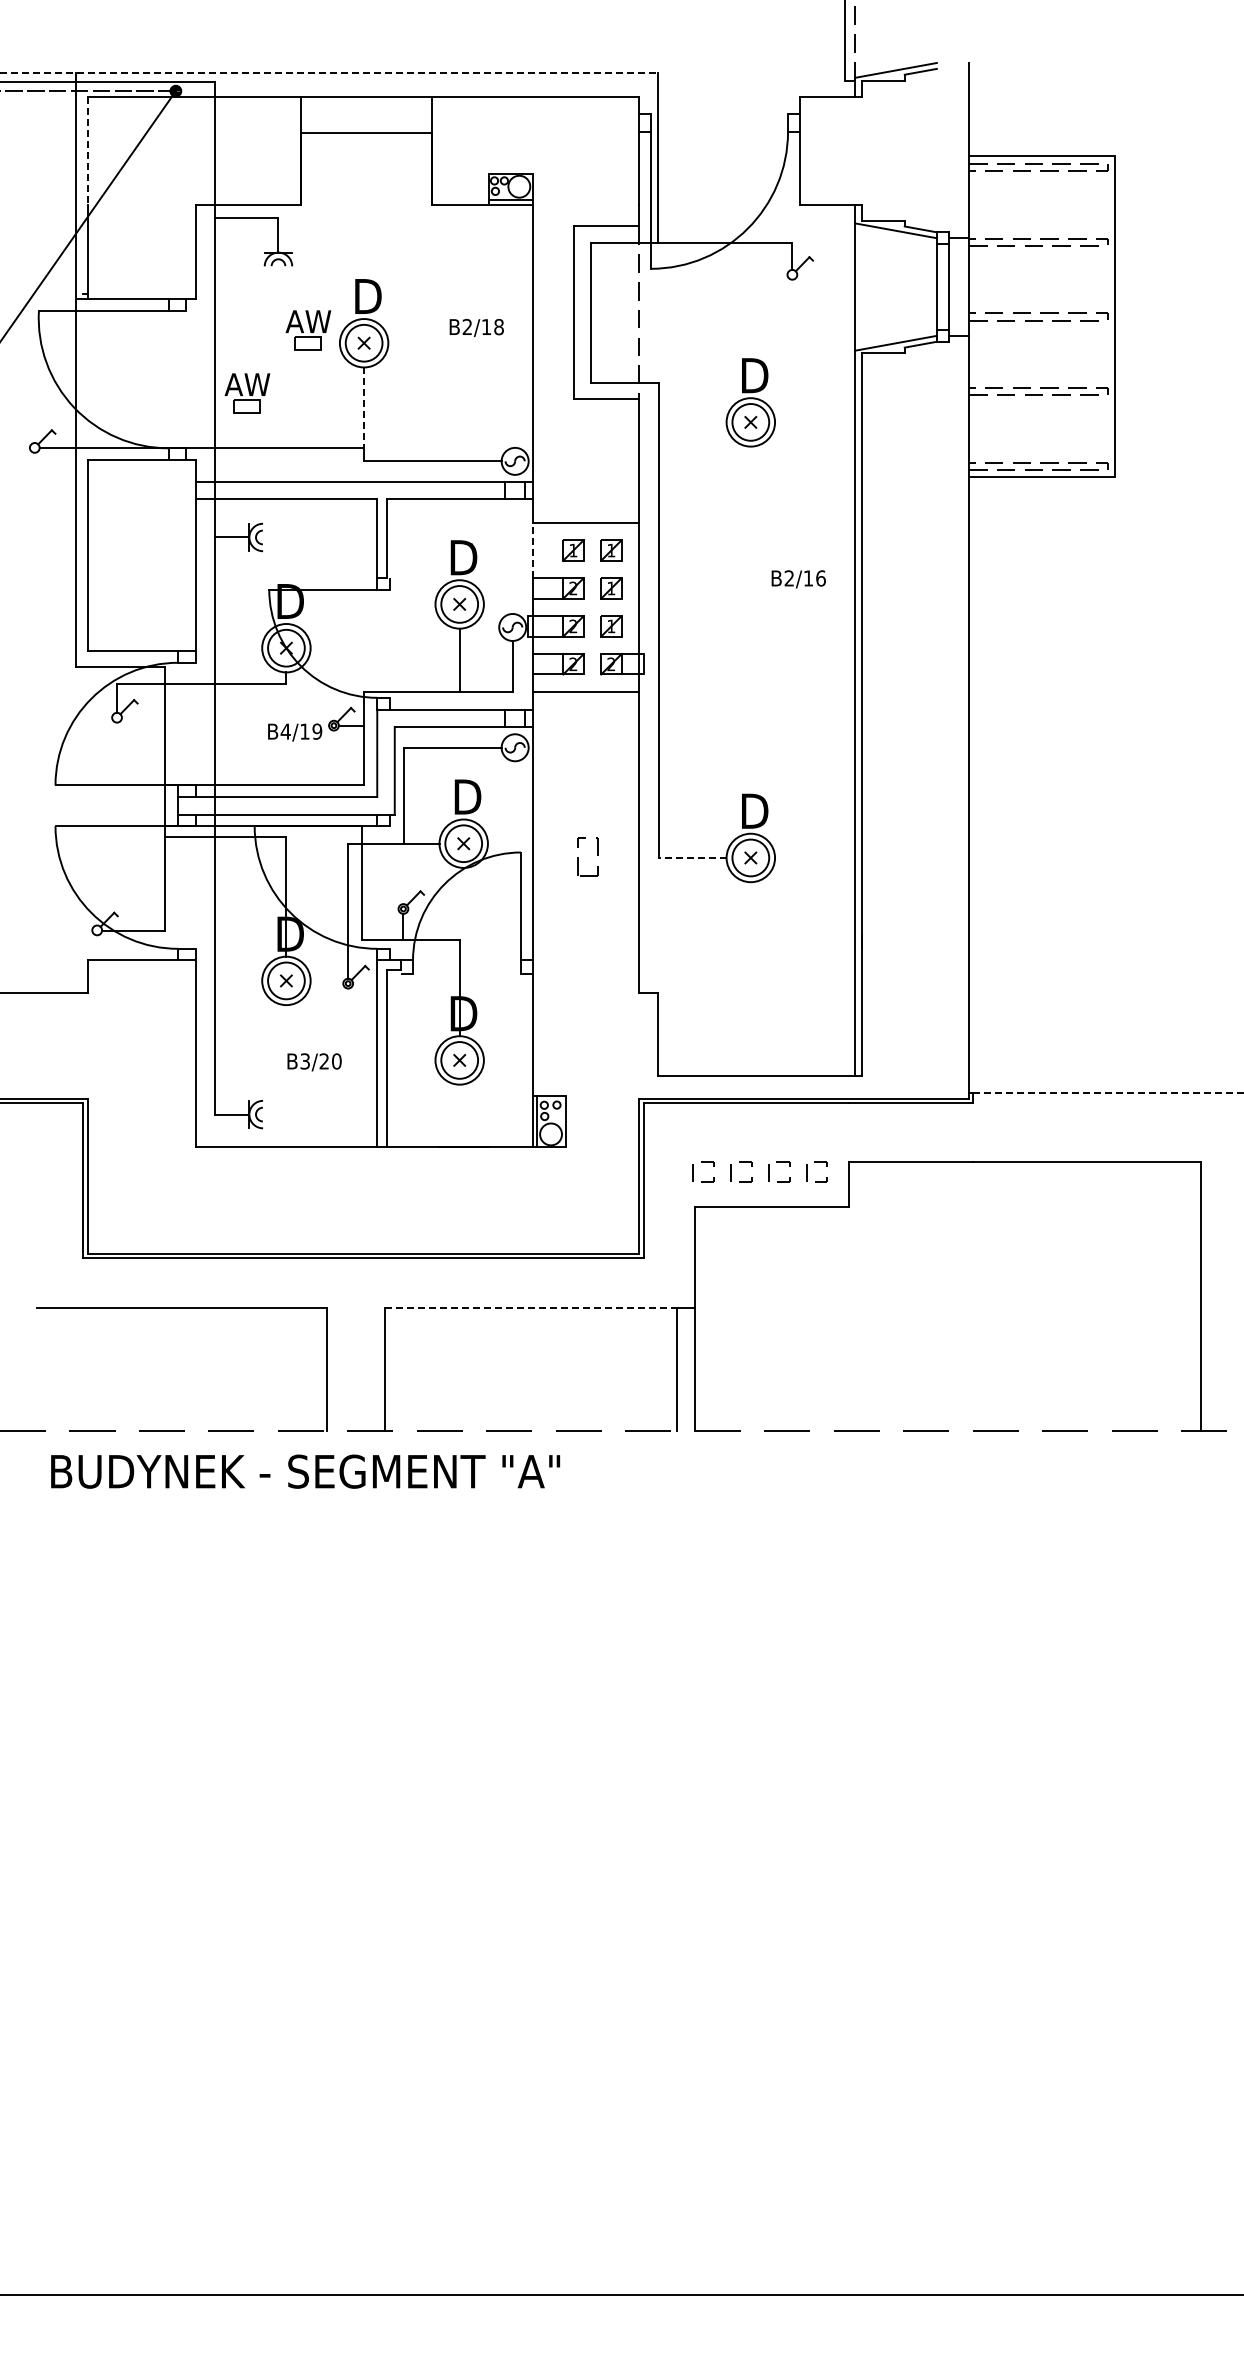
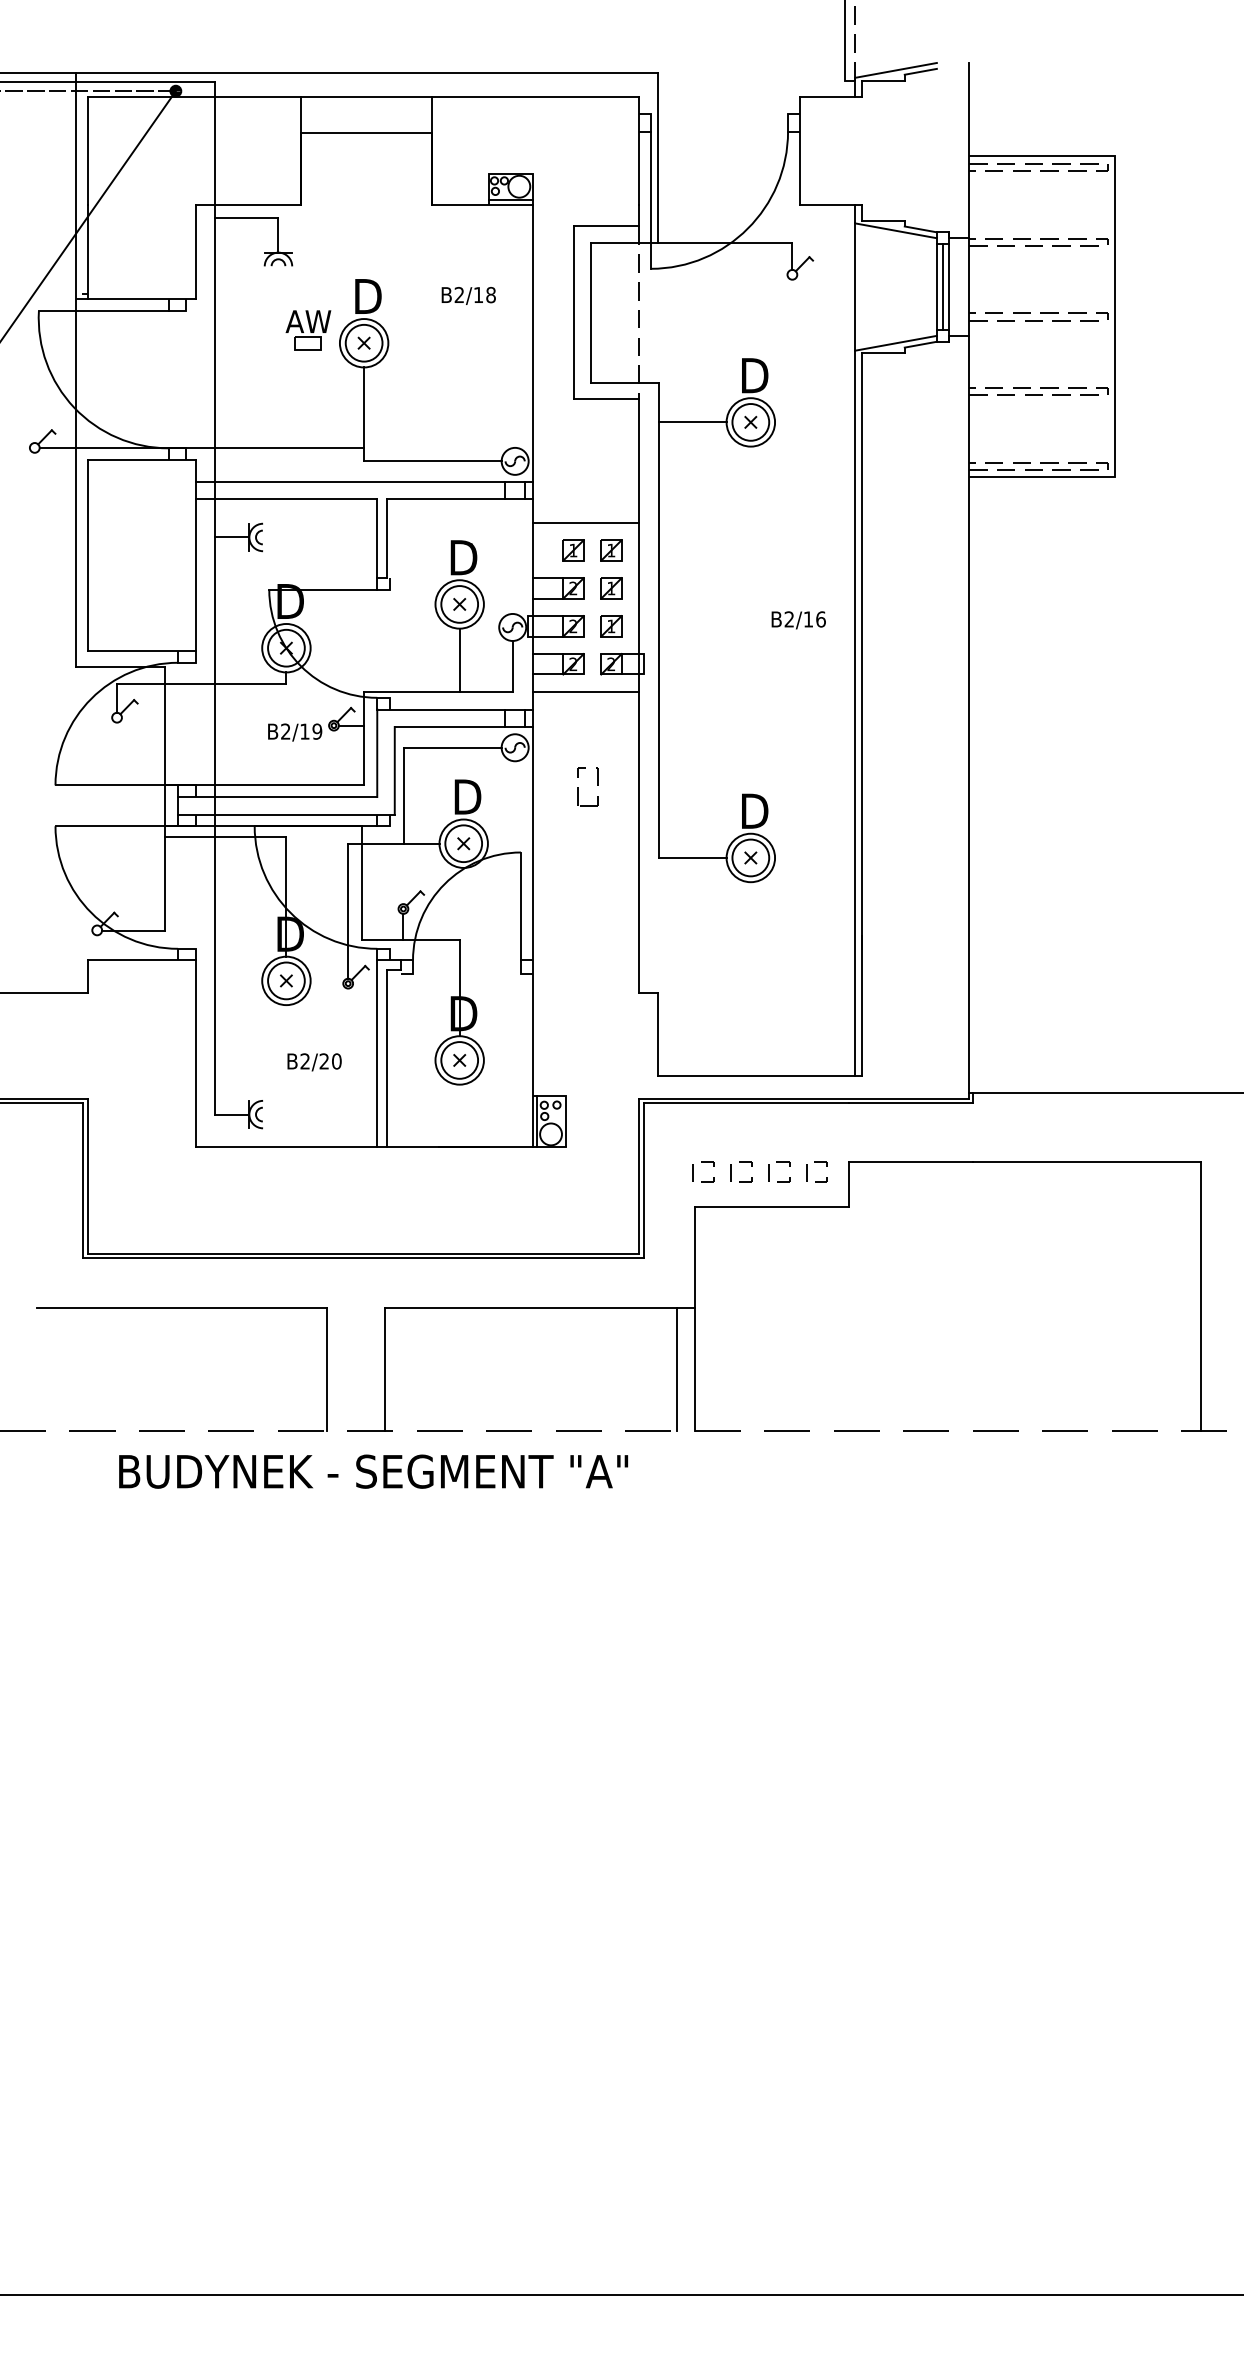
line: dashed -> solid (329, 73)
line: dashed -> solid (87, 150)
line: none -> present (942, 287)
text position: (476, 327) -> (468, 295) (468, 295)
part: present -> none (247, 393)
line: dashed -> solid (364, 408)
line: none -> present (692, 422)
line: dashed -> solid (532, 550)
text position: (798, 579) -> (798, 620) (798, 620)
text: B4/19 -> B2/19 (285, 731)
part position: (578, 857) -> (578, 787) (578, 787)
line: dashed -> solid (692, 857)
text: B3/20 -> B2/20 (304, 1061)
line: dashed -> solid (1108, 1093)
line: dashed -> solid (531, 1307)
text position: (305, 1471) -> (373, 1471) (373, 1471)
